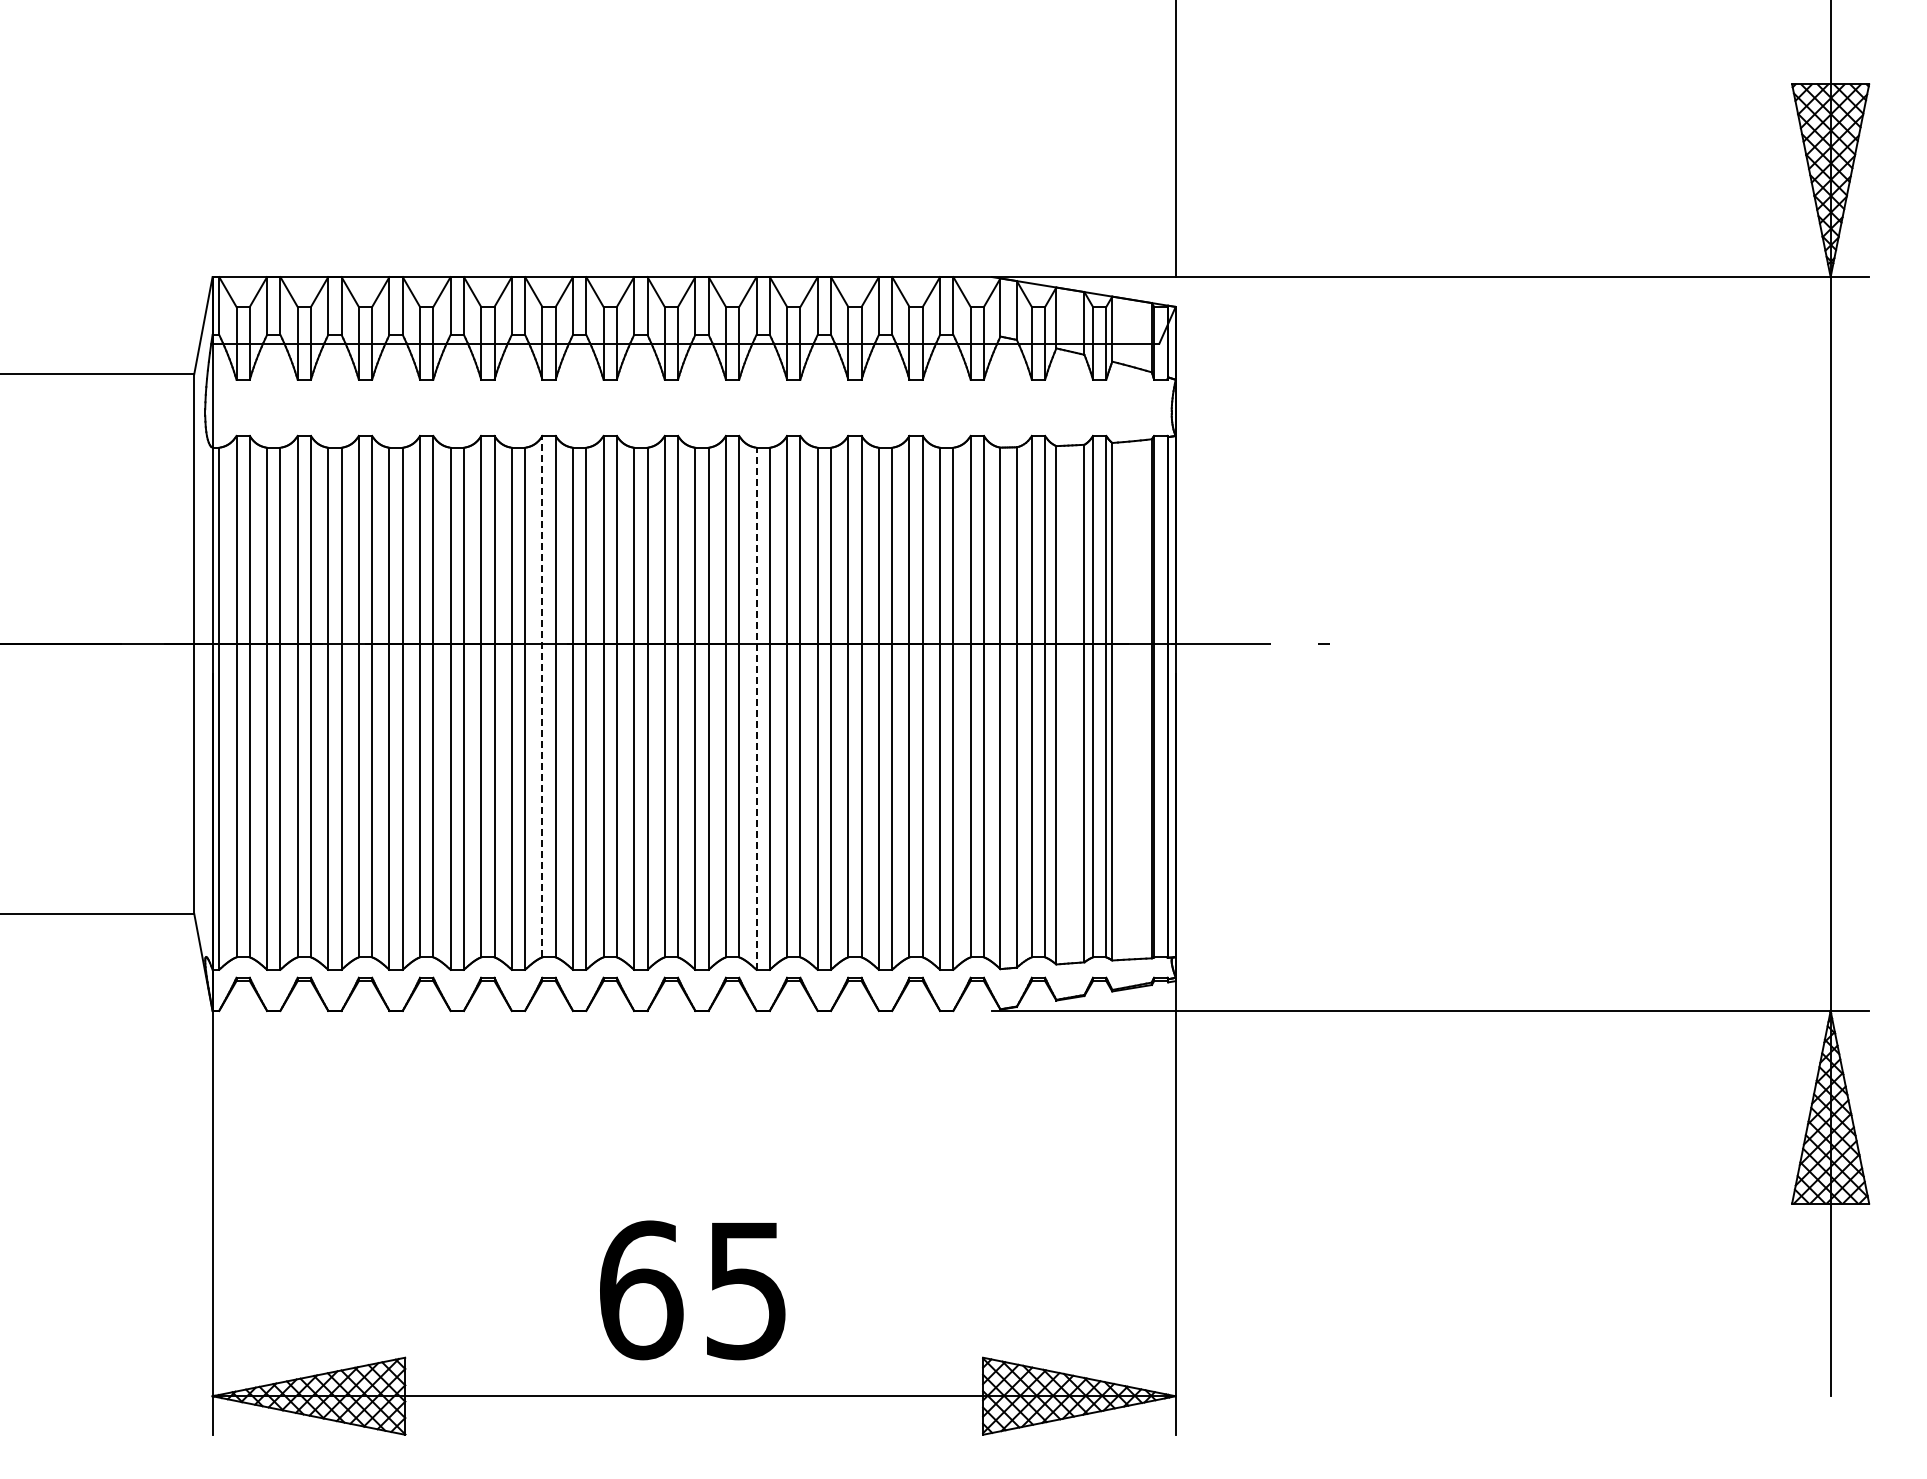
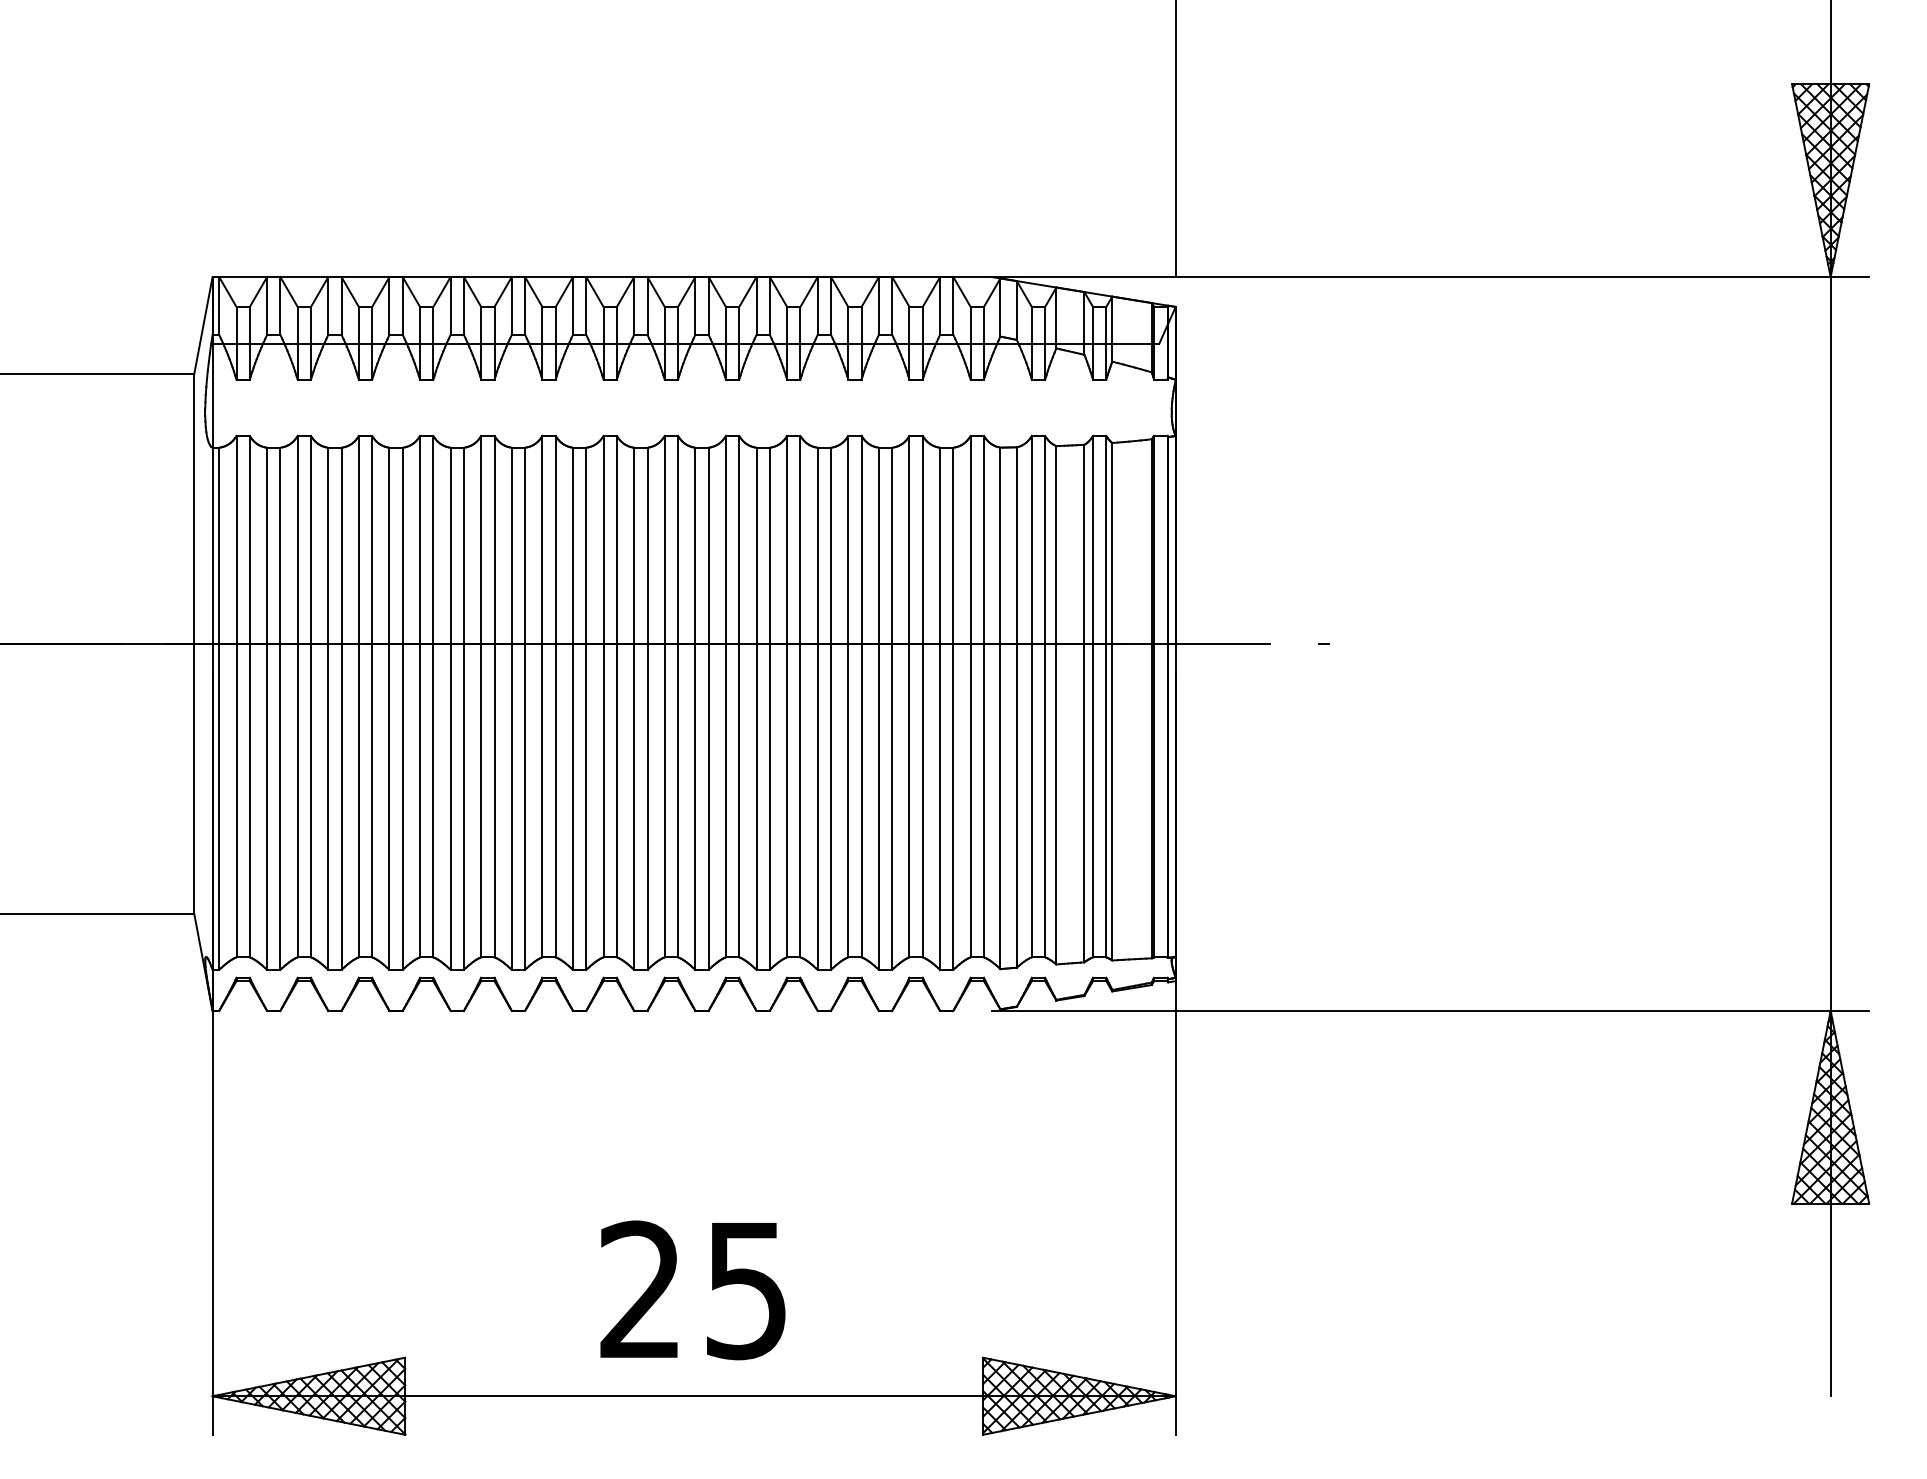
line: dashed -> solid (542, 696)
line: dashed -> solid (756, 708)
text: 65 -> 25 (641, 1290)
